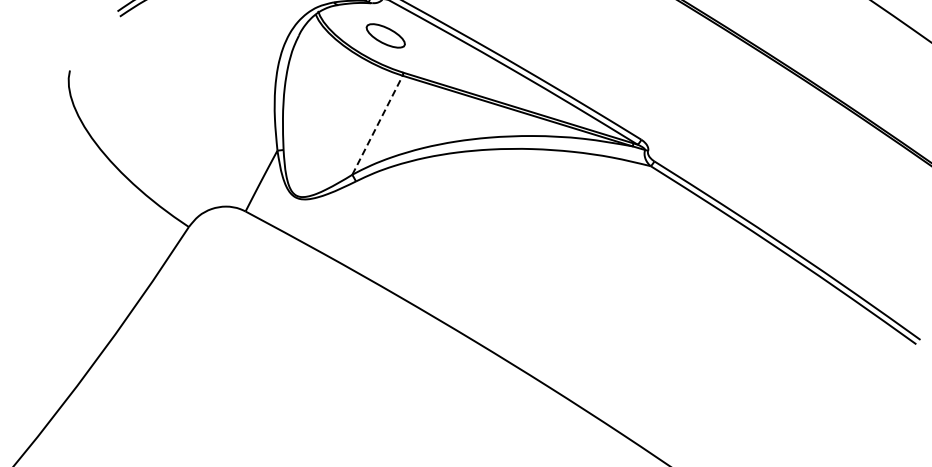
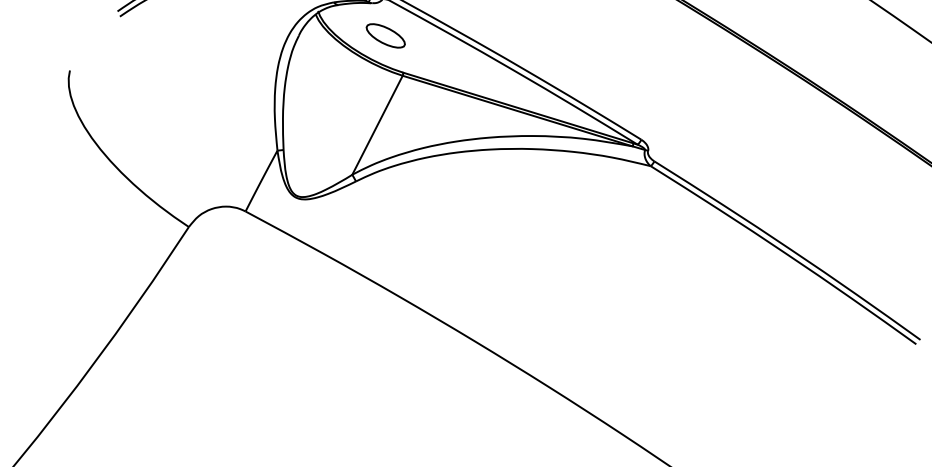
line: dashed -> solid (377, 125)
